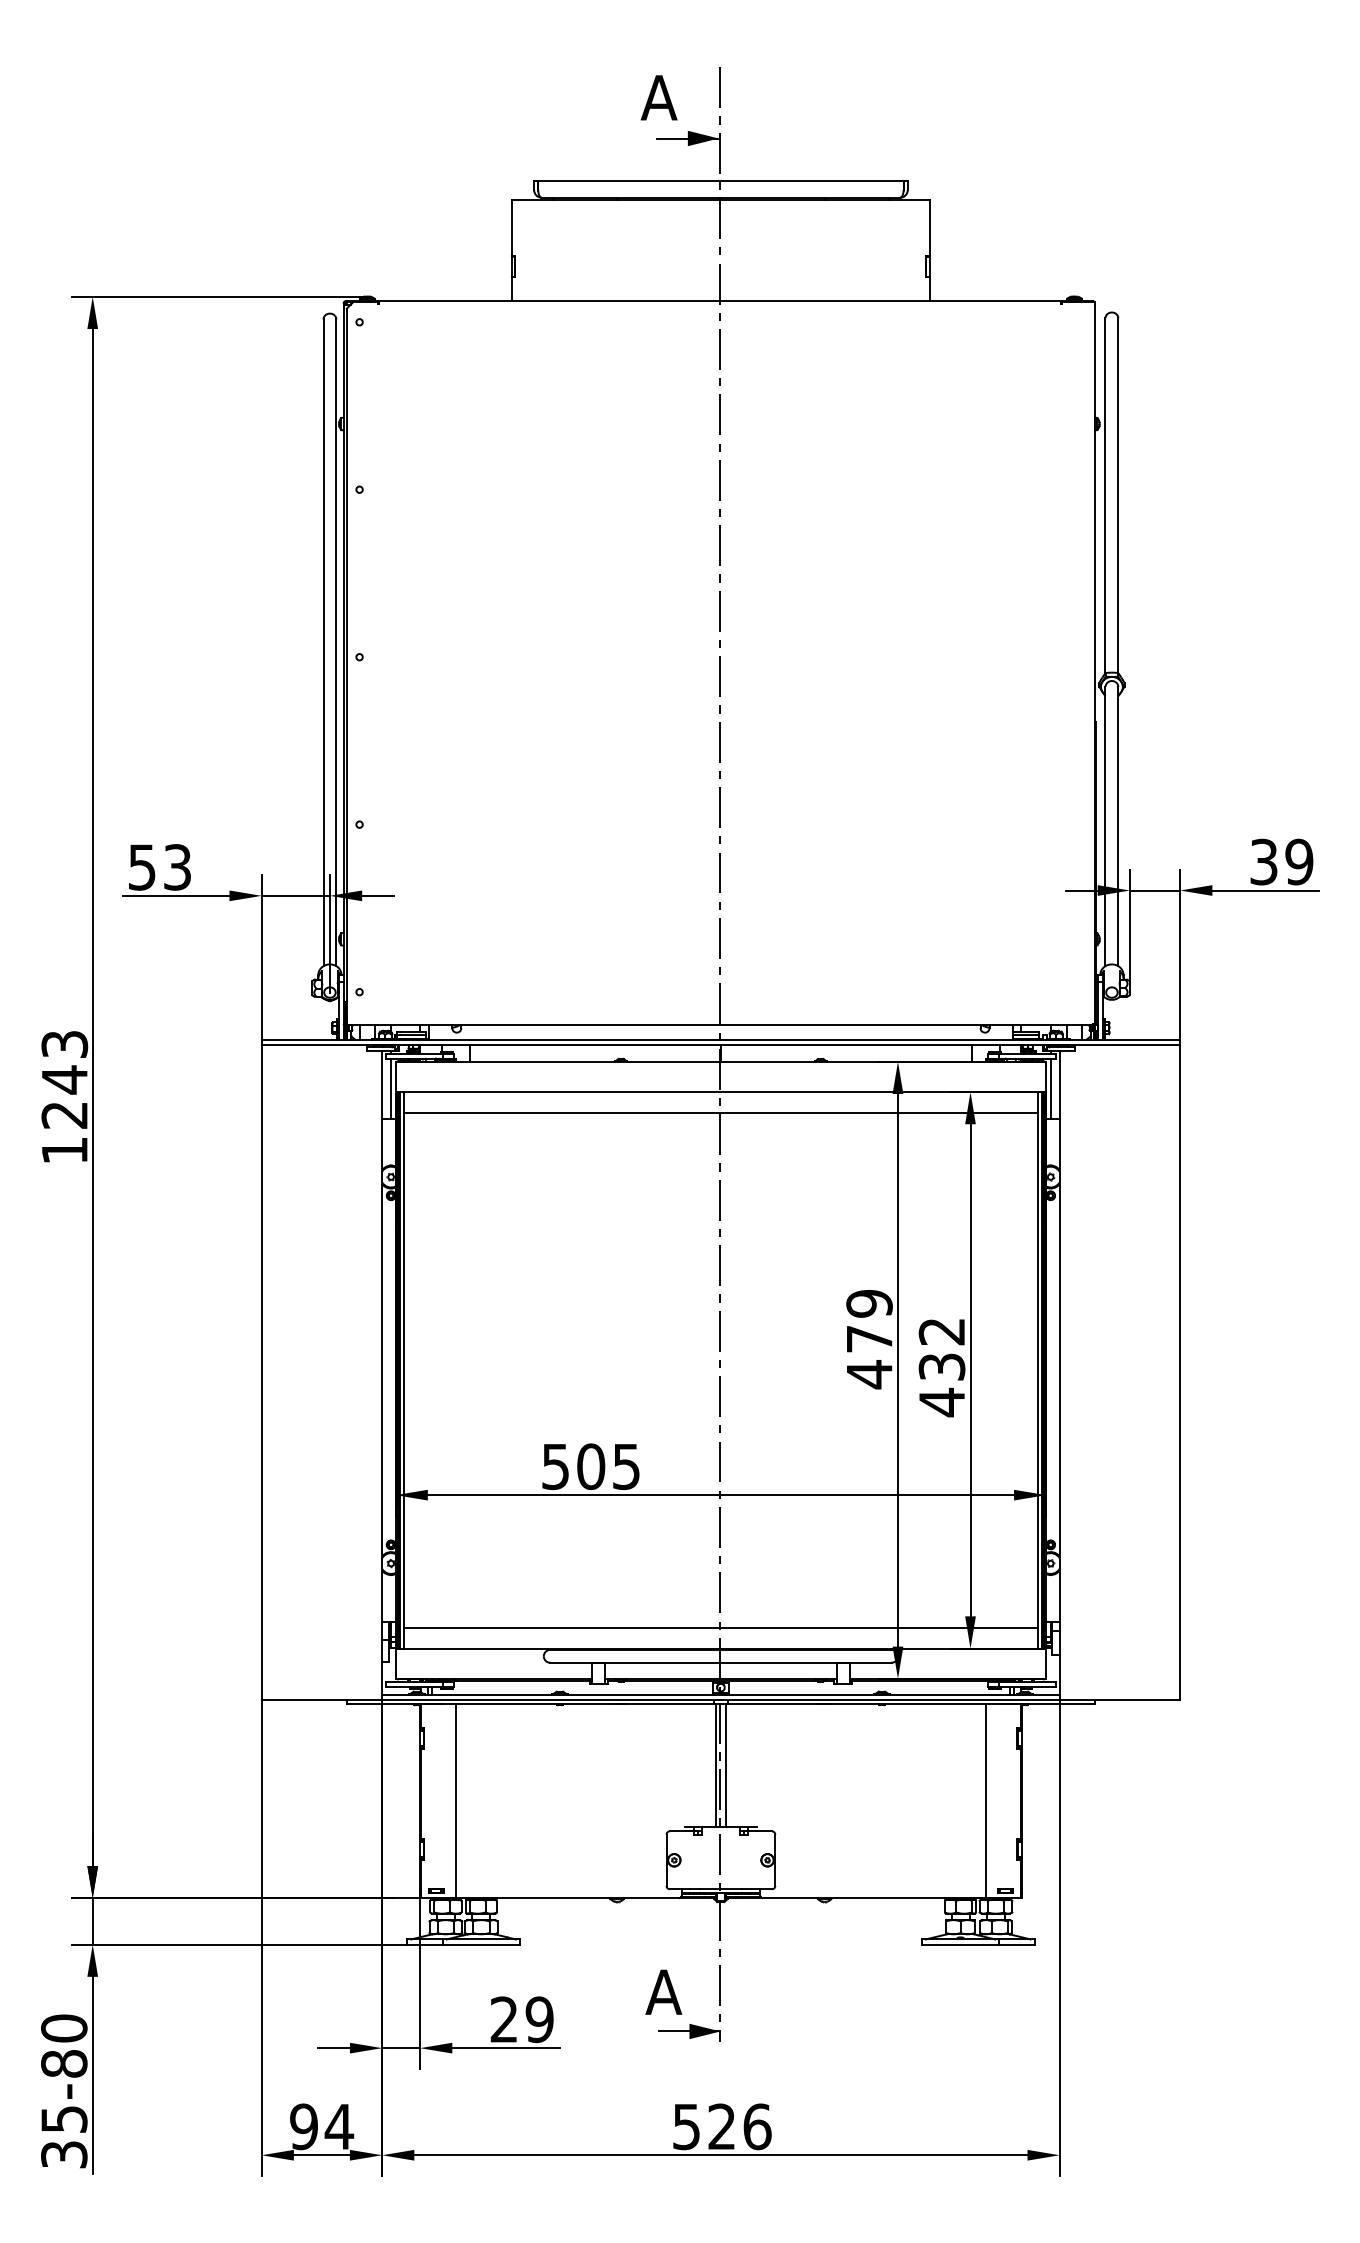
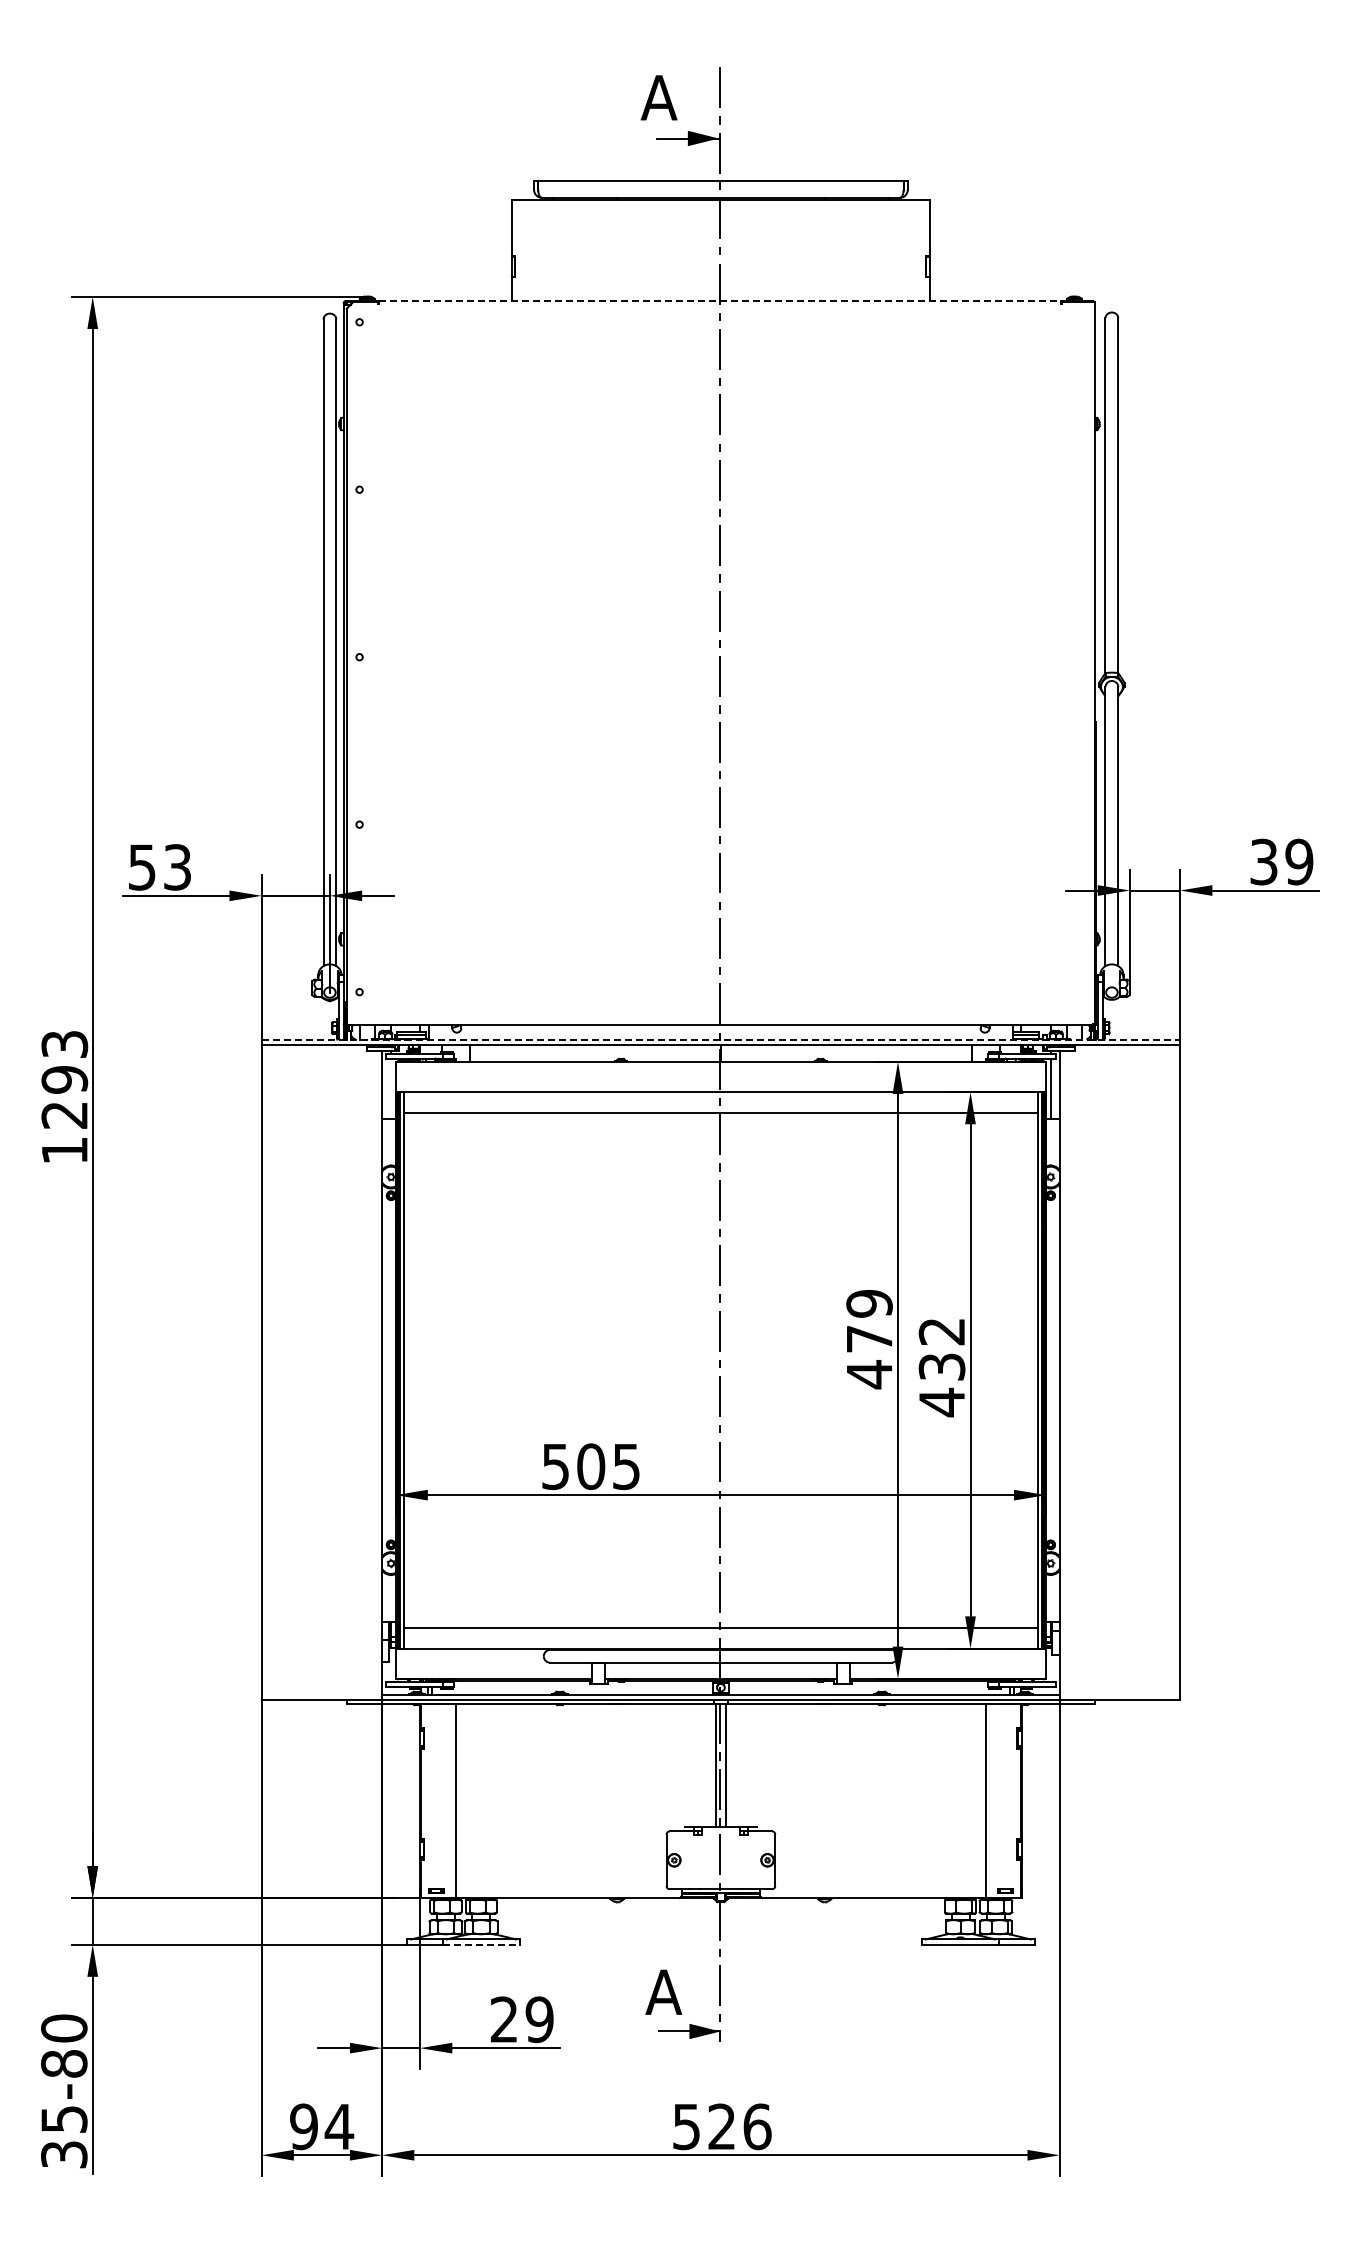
line: solid -> dashed (720, 301)
line: solid -> dashed (720, 1039)
text: 1243 -> 1293 (64, 1079)
line: present -> none (390, 1088)
line: solid -> dashed (481, 1944)
